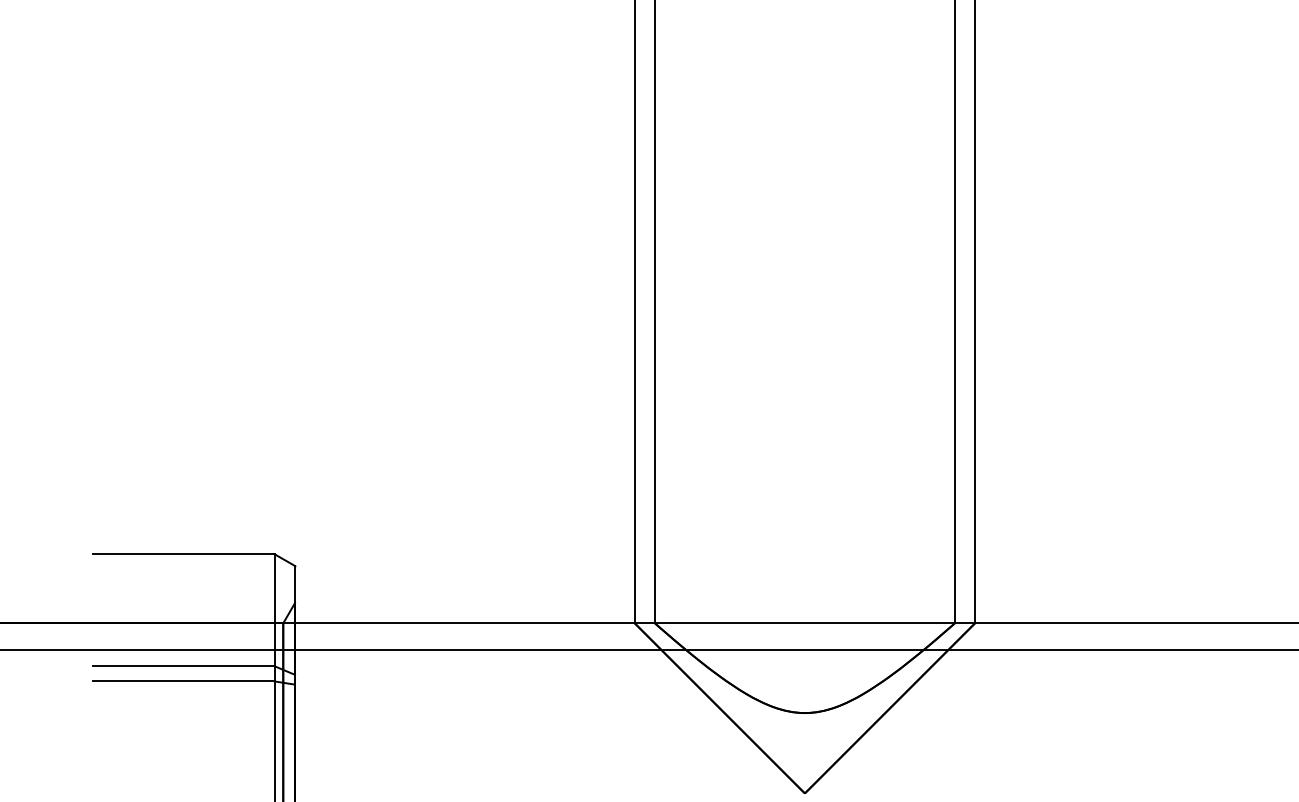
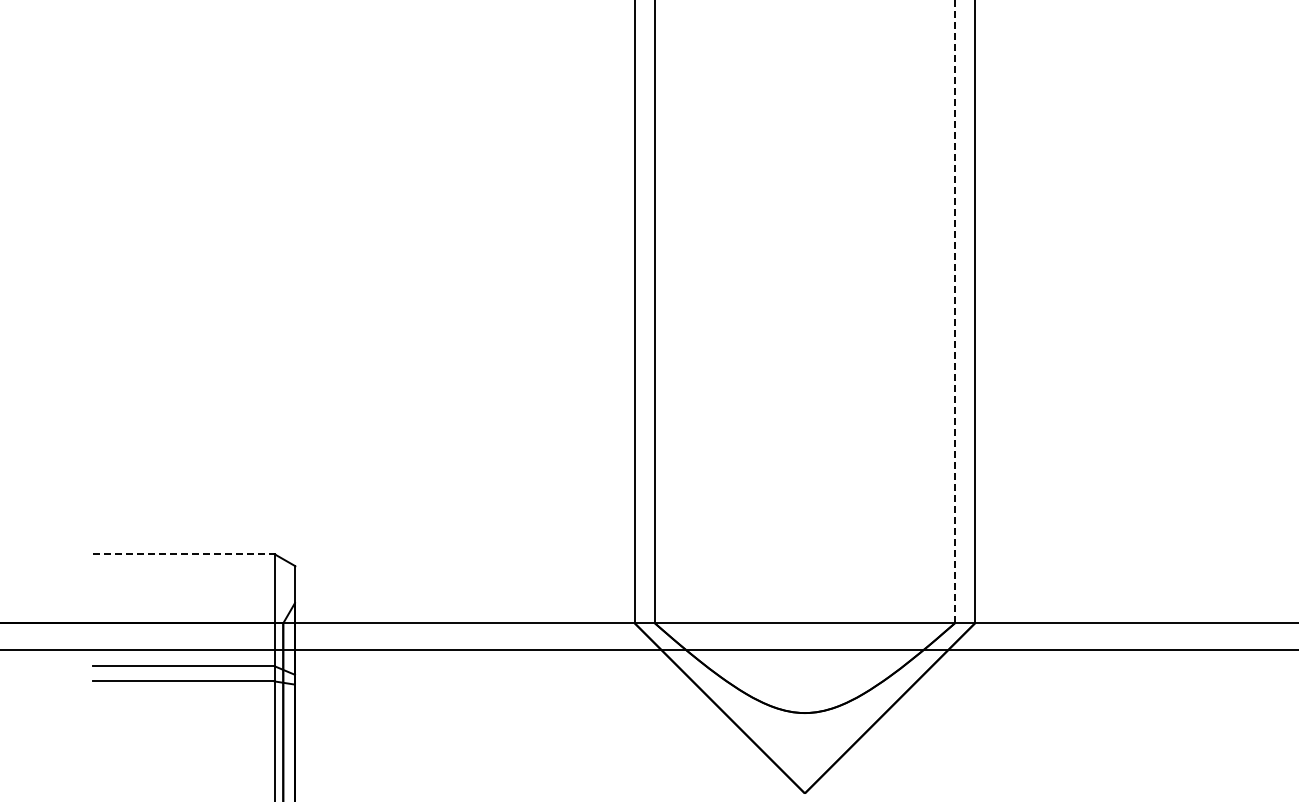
line: solid -> dashed (954, 311)
line: solid -> dashed (183, 554)
